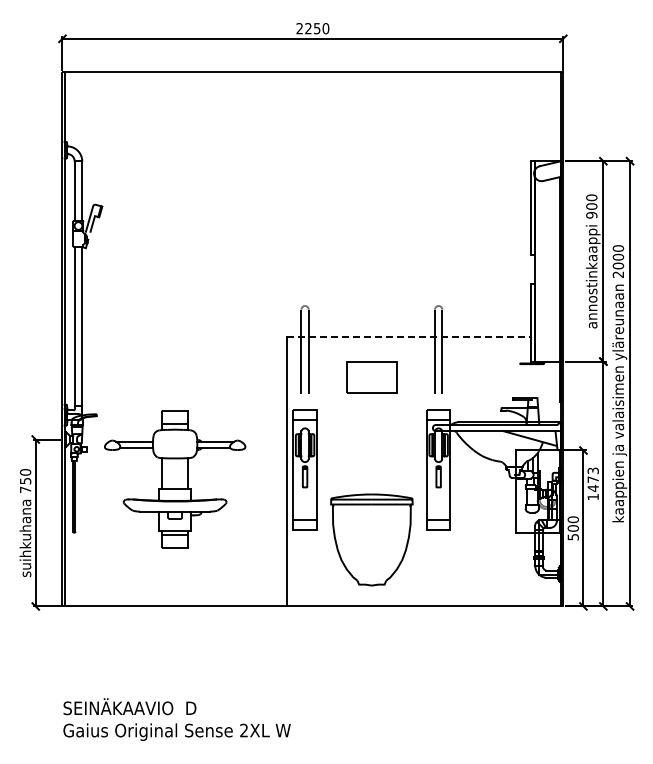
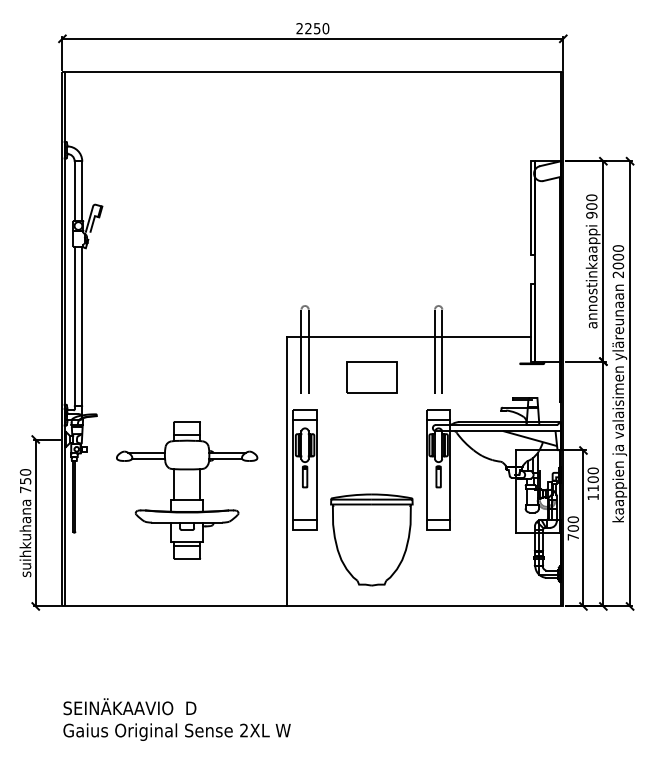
line: dashed -> solid (409, 337)
part position: (175, 479) -> (187, 490) (187, 490)
text: 1473 -> 1100 (592, 479)
text: 500 -> 700 (572, 537)
